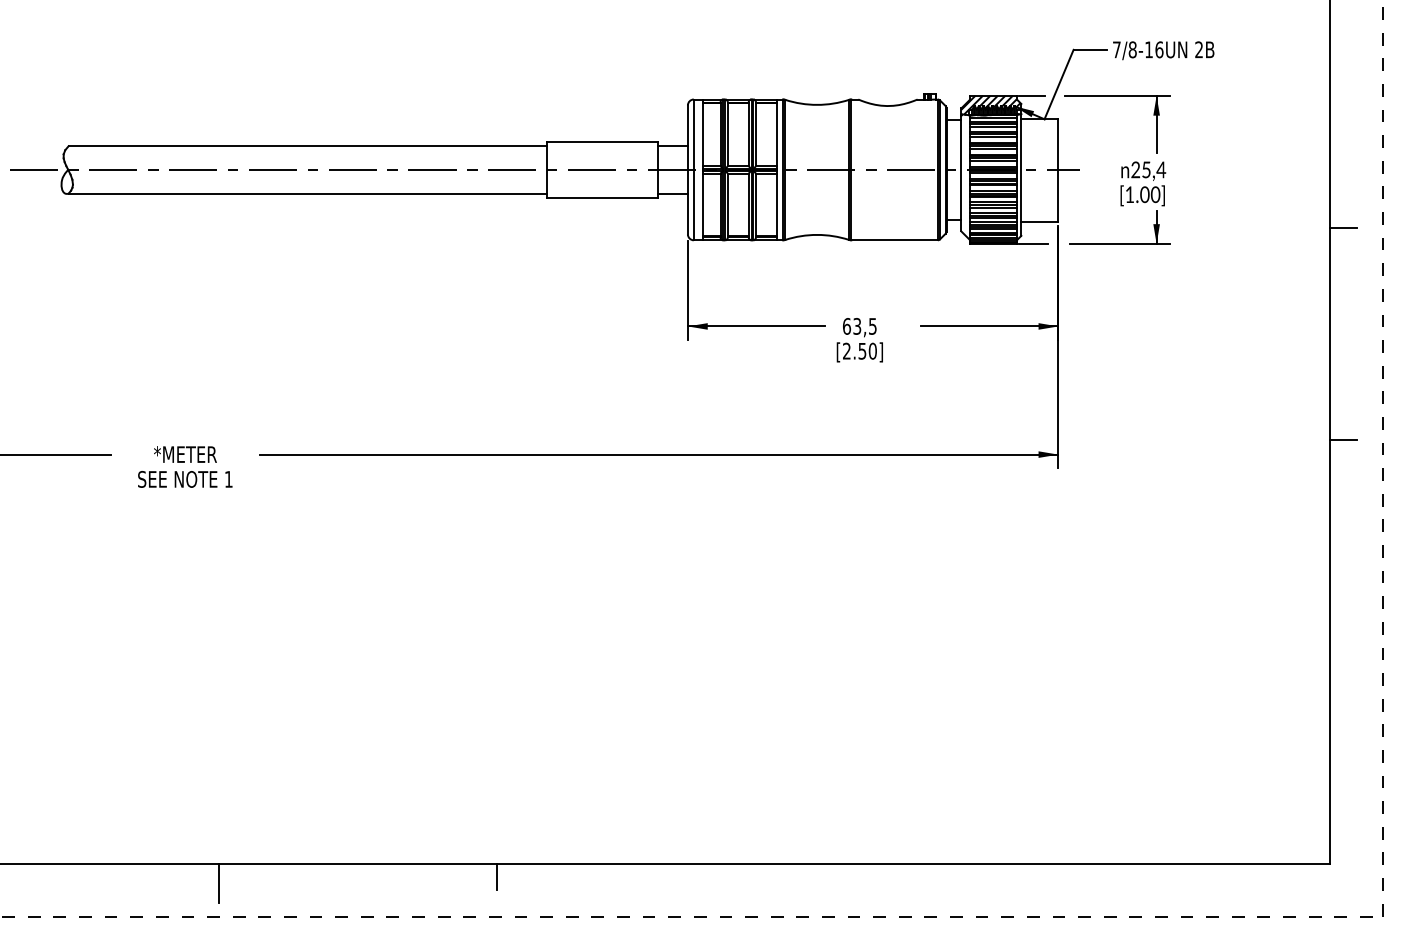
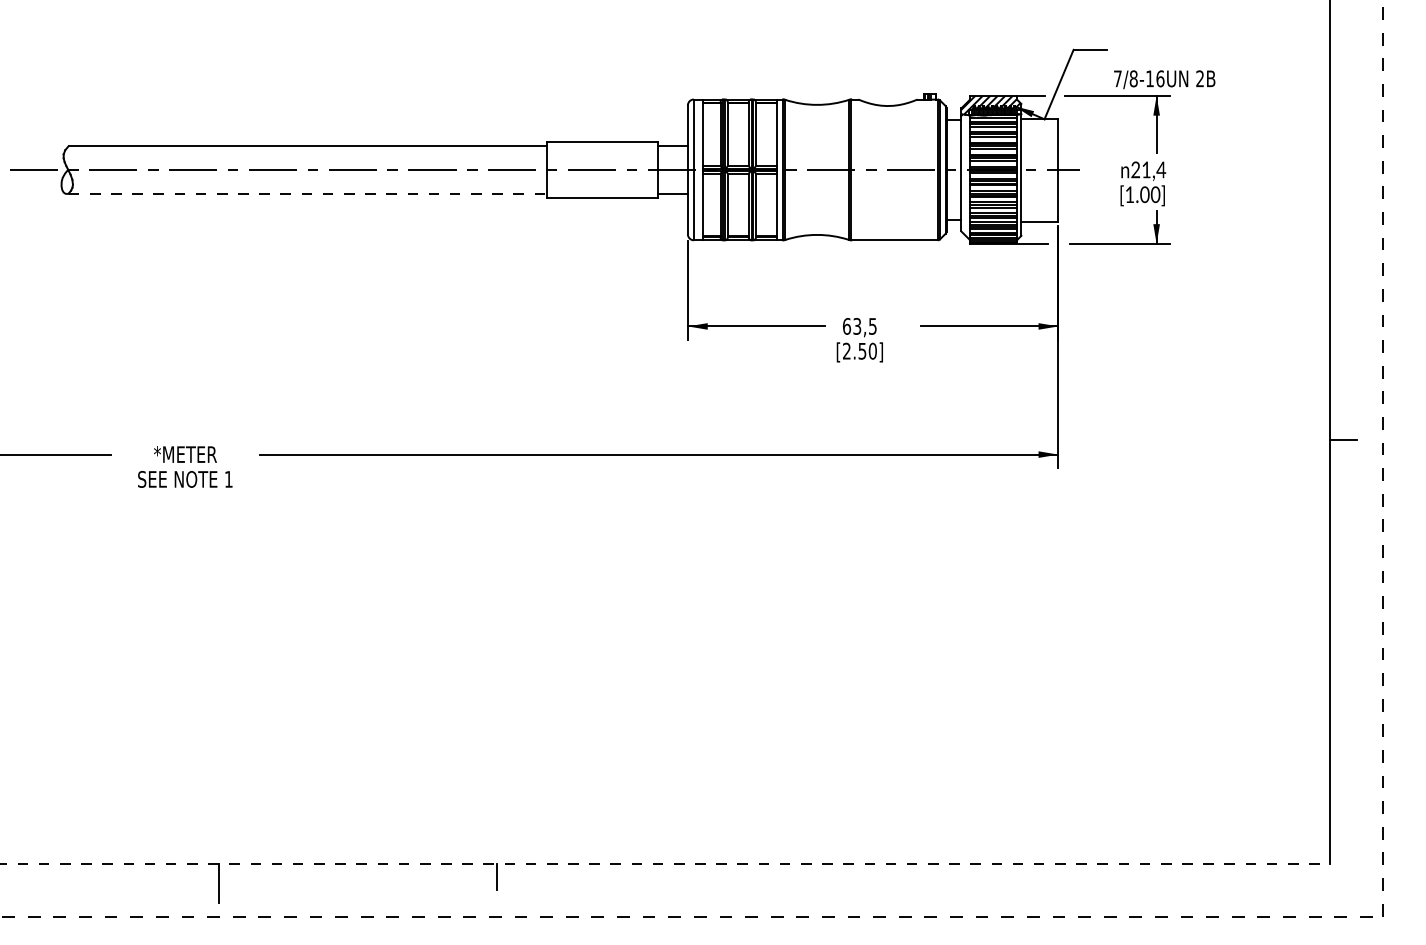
text position: (1163, 50) -> (1164, 79) (1164, 79)
text: 25,4 -> 21,4 (1146, 169)
line: solid -> dashed (308, 193)
line: present -> none (1343, 228)
line: solid -> dashed (665, 863)
